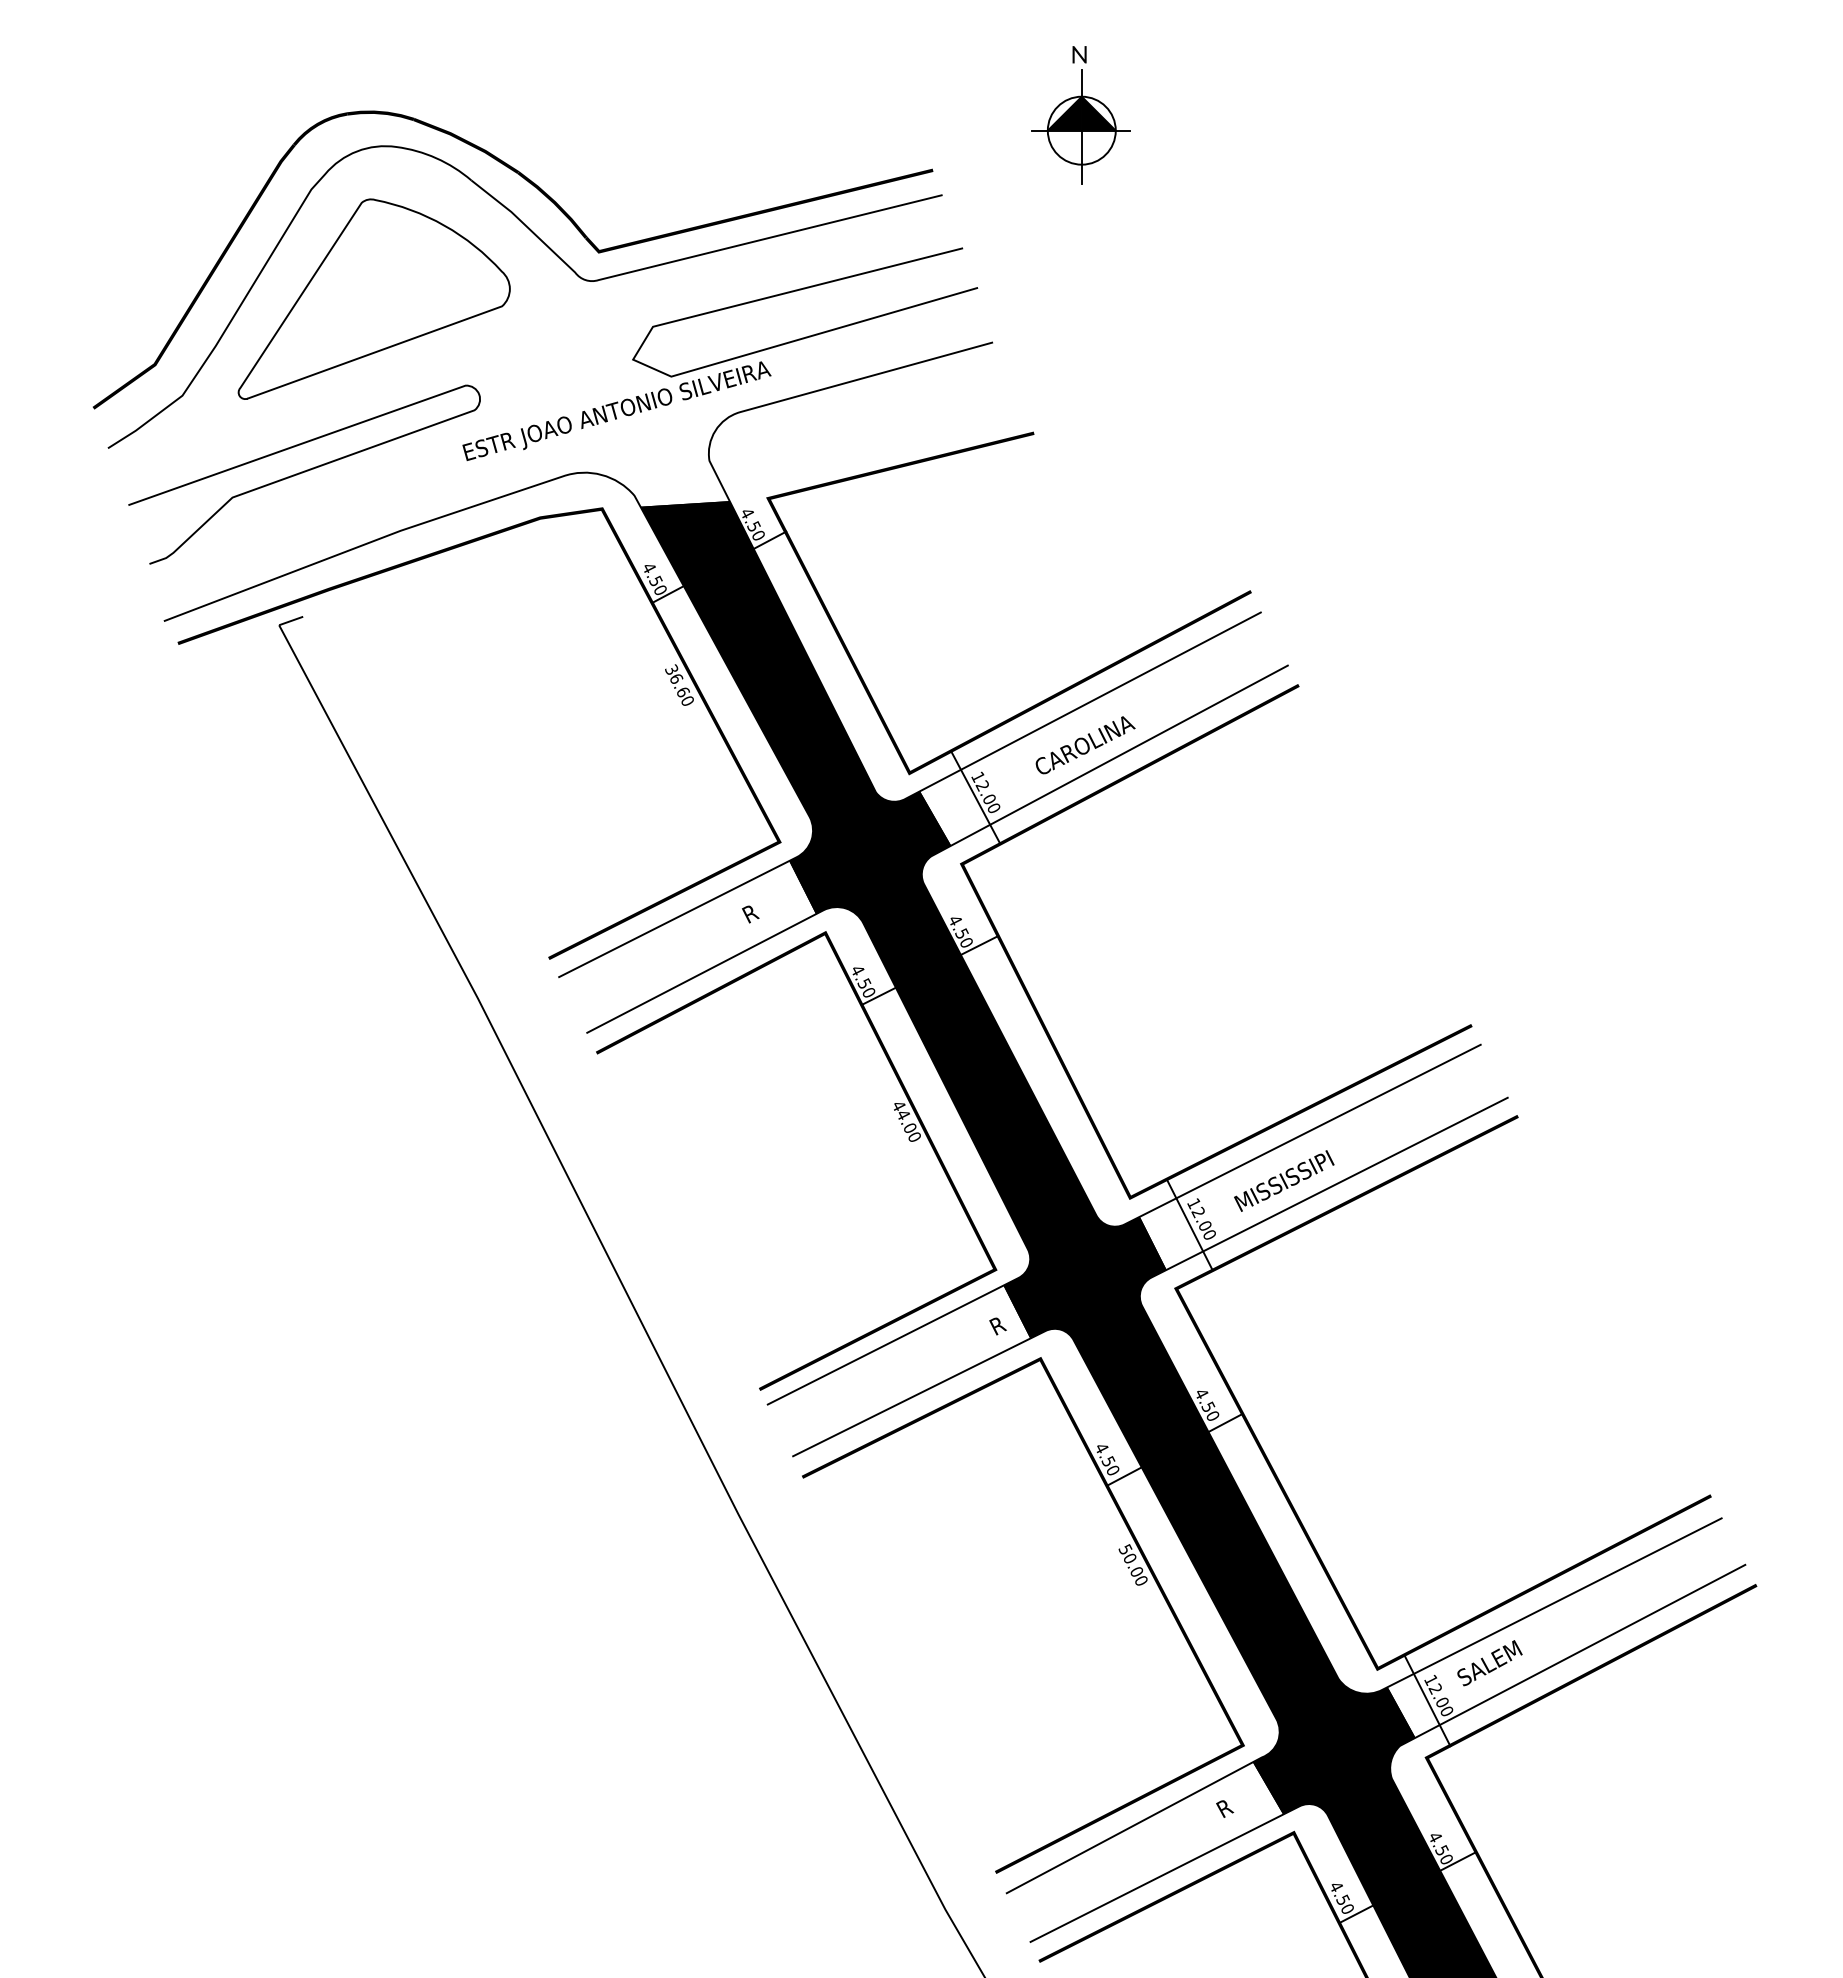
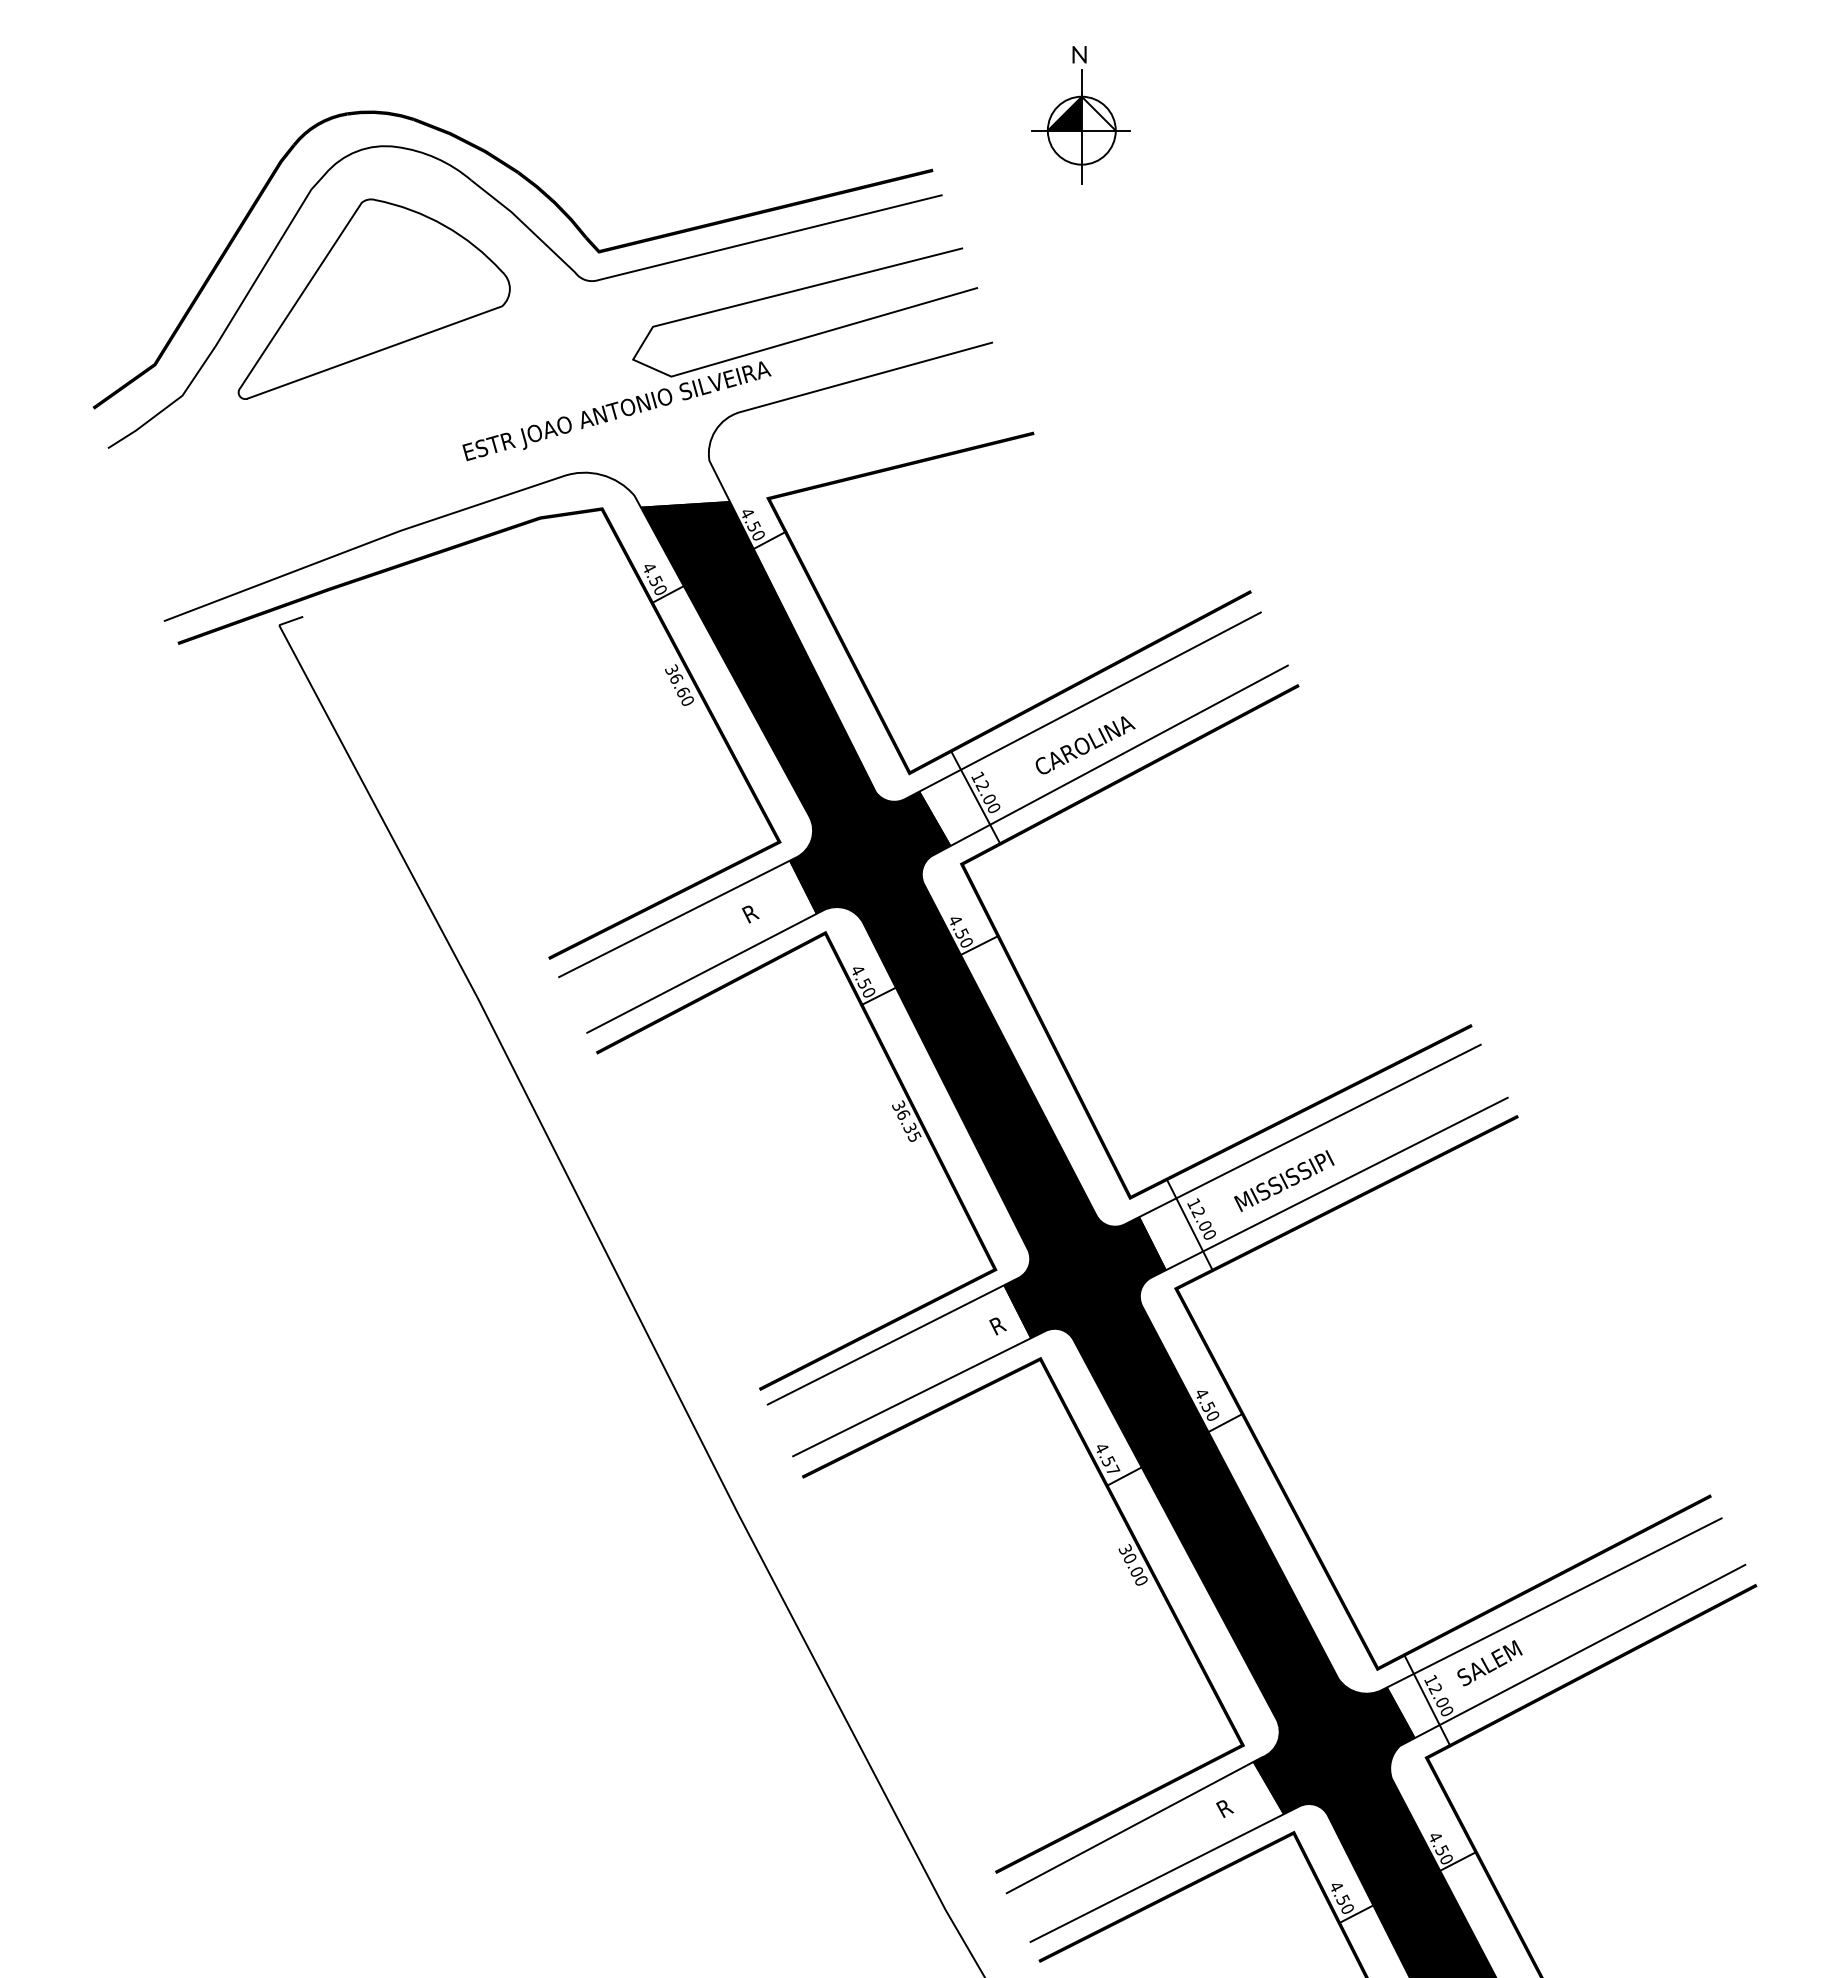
fill: present -> none (1098, 113)
curve: present -> none (304, 472)
text: 44.00 -> 36.35 (906, 1120)
text: 4.50 -> 4.57 (1113, 1469)
text: 50.00 -> 30.00 (1126, 1549)
